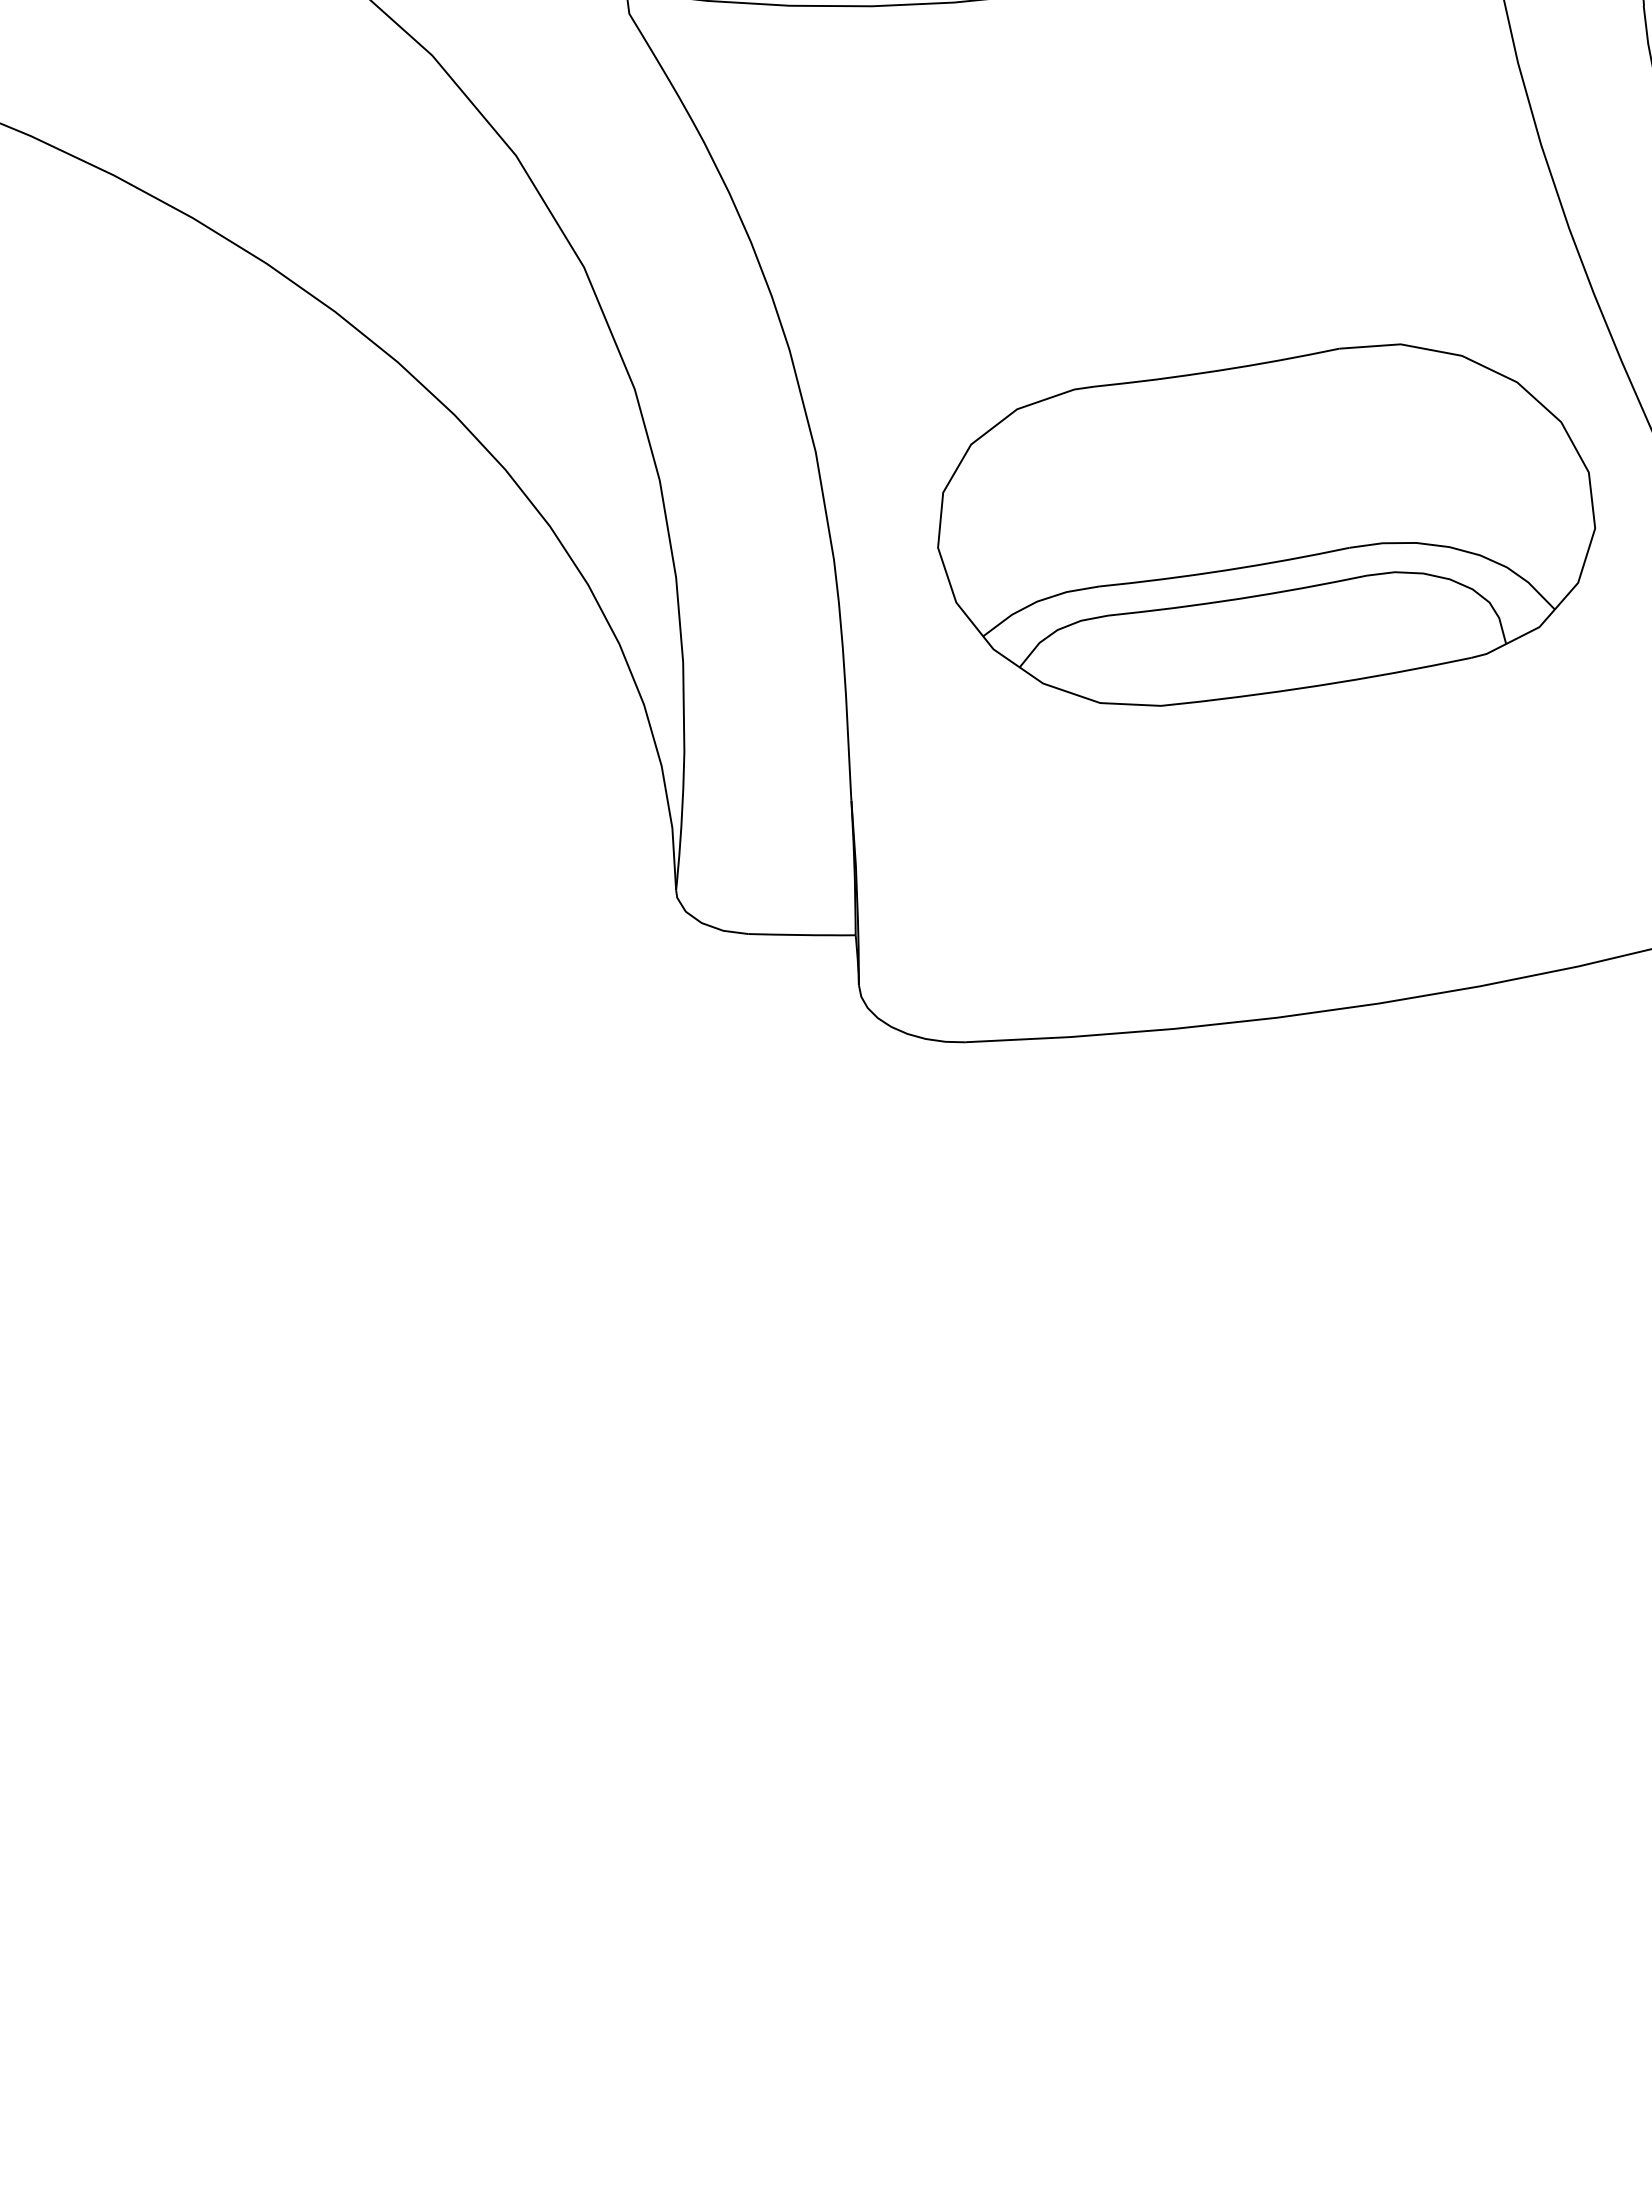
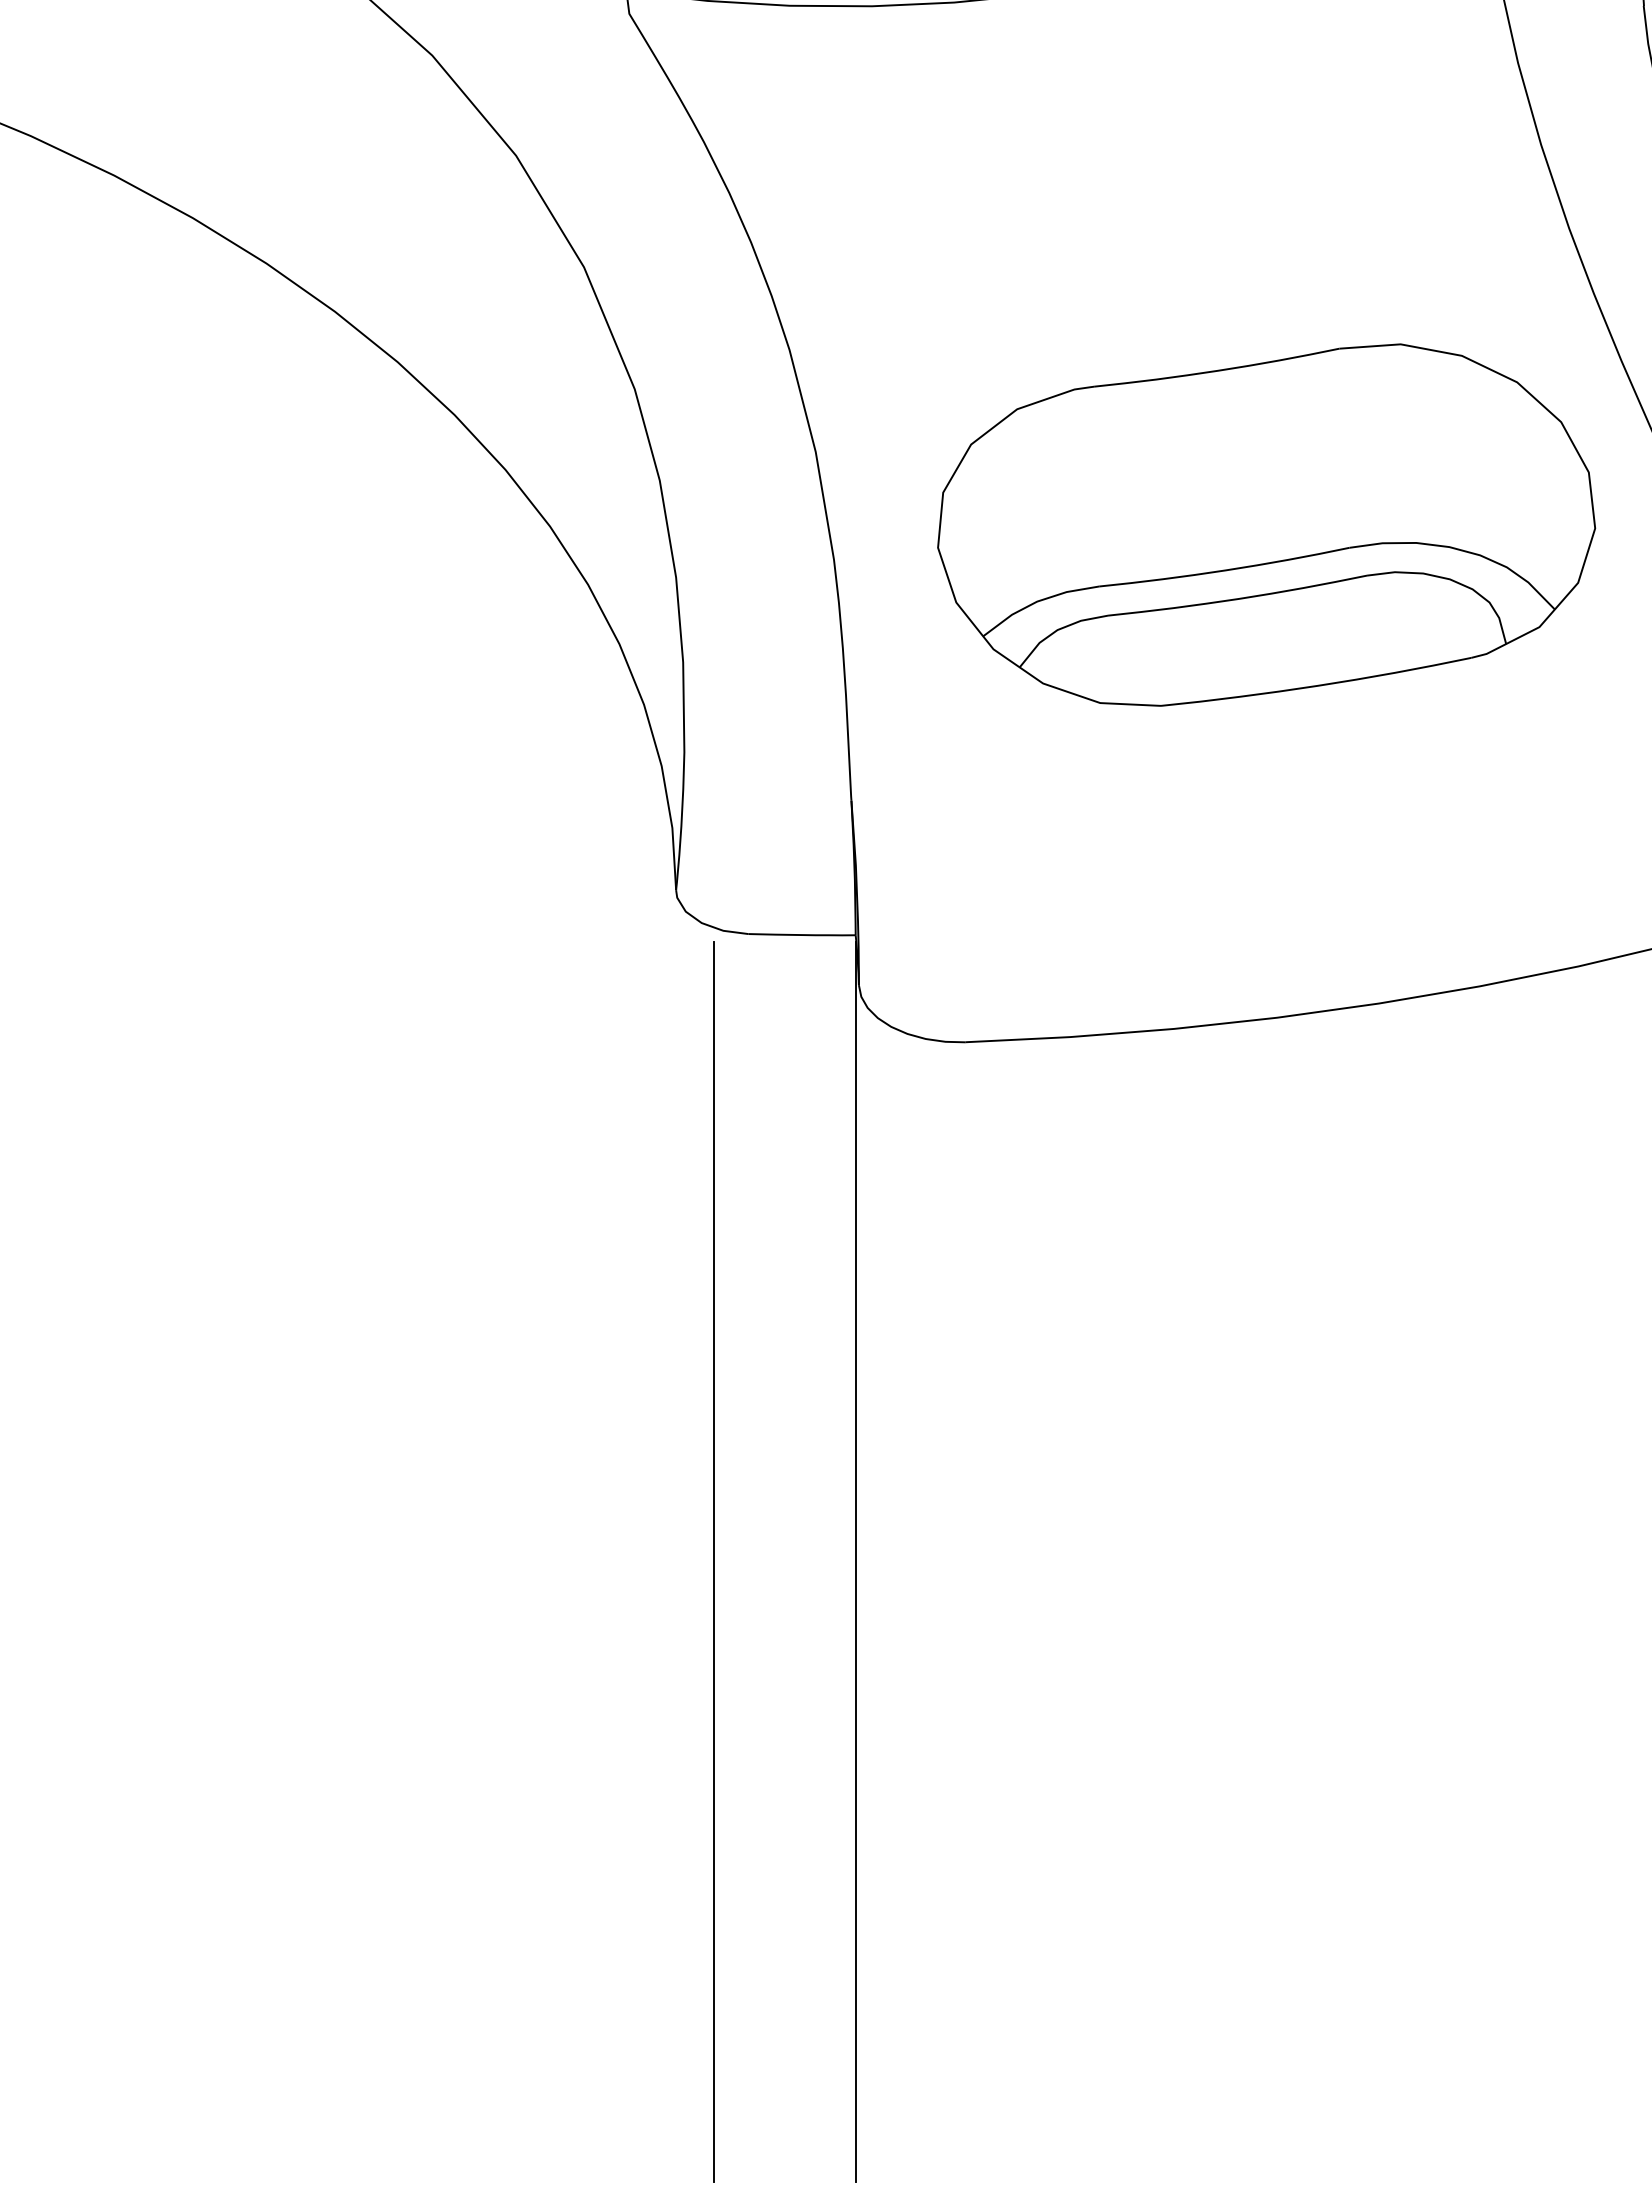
line: none -> present (713, 1561)
line: none -> present (856, 1561)
